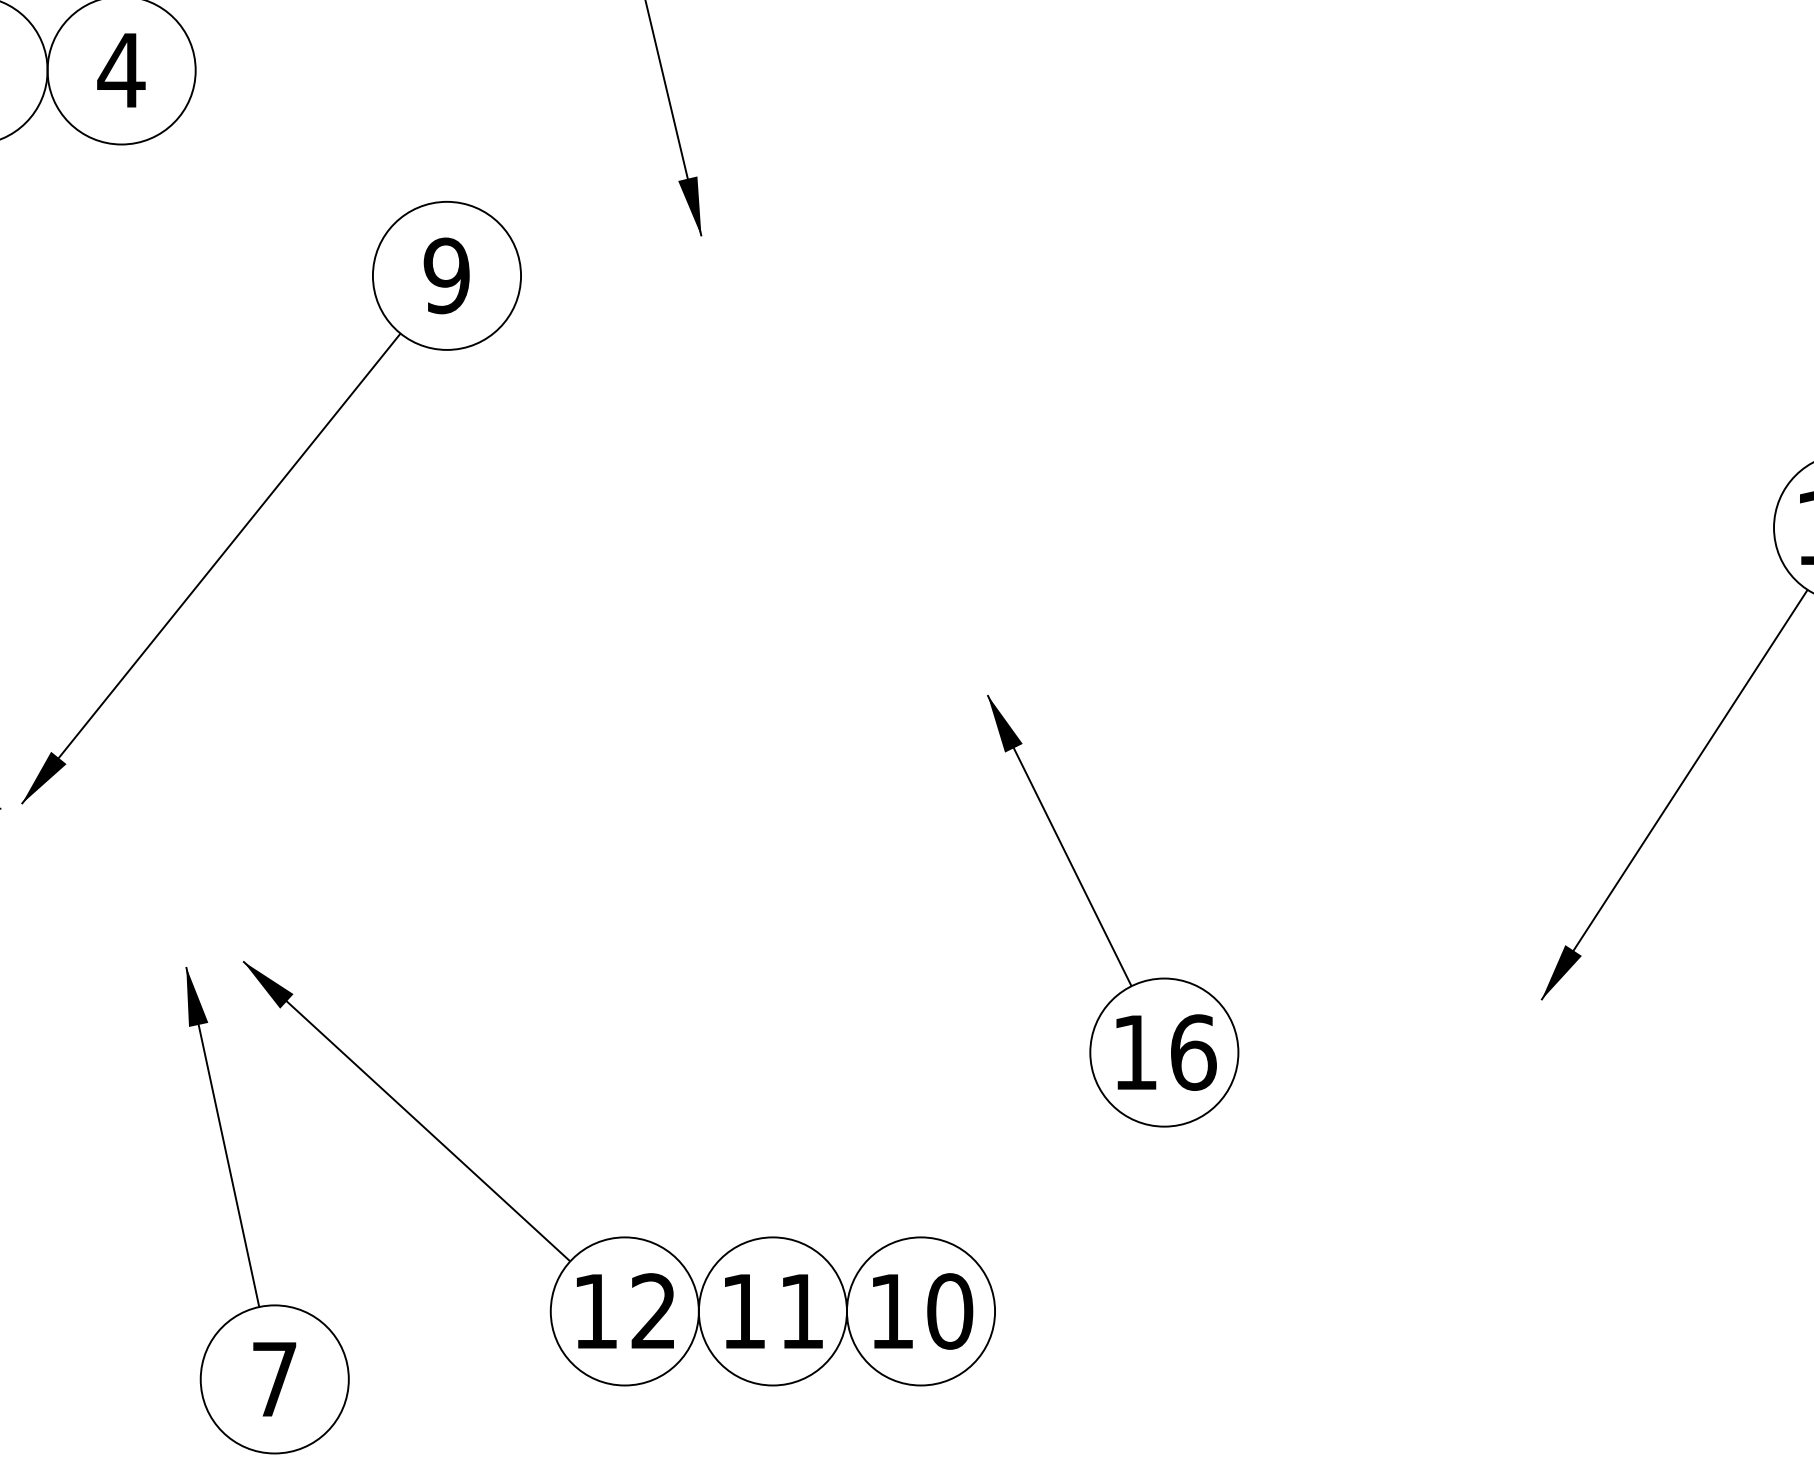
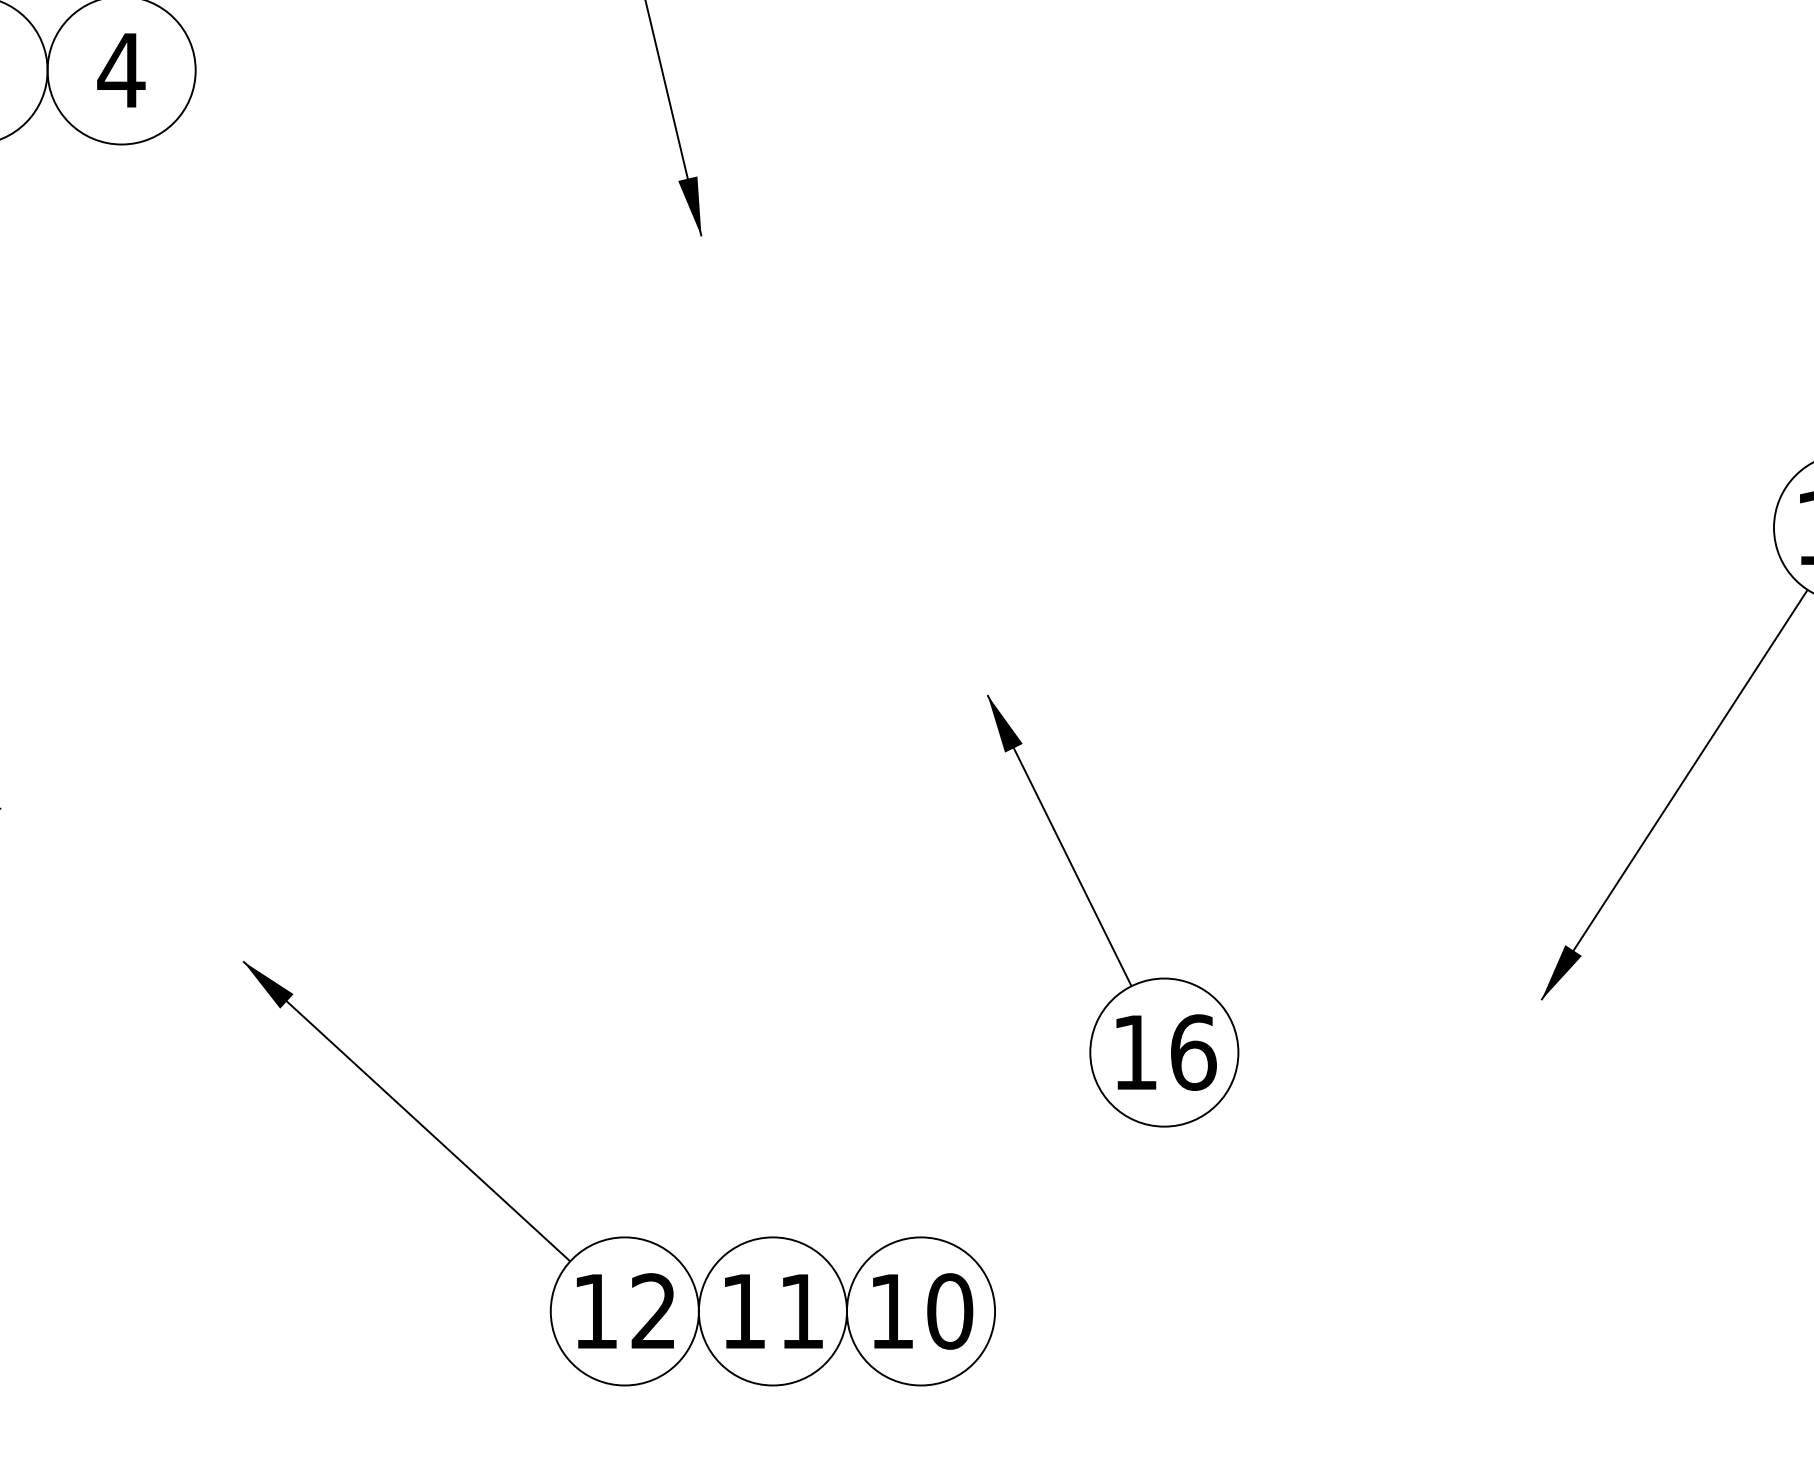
part: present -> none (271, 502)
part: present -> none (240, 1213)
